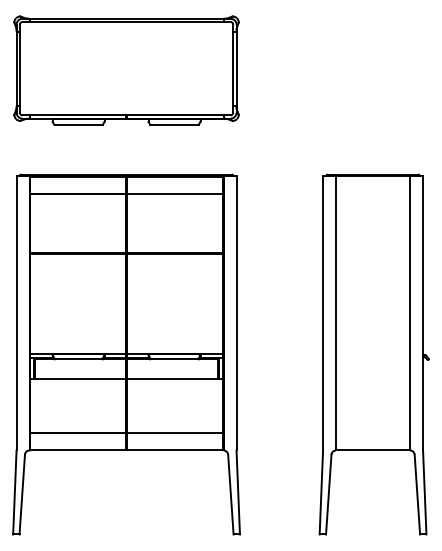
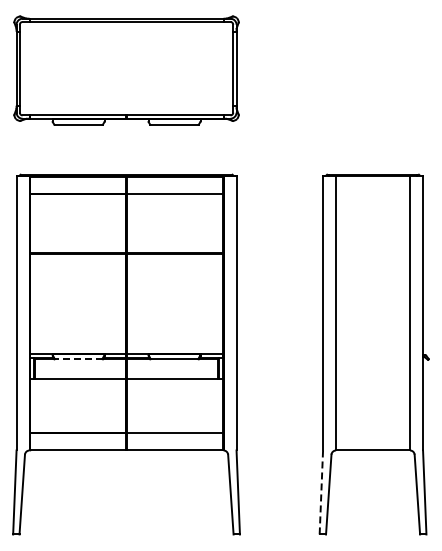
line: solid -> dashed (78, 359)
line: solid -> dashed (321, 492)
